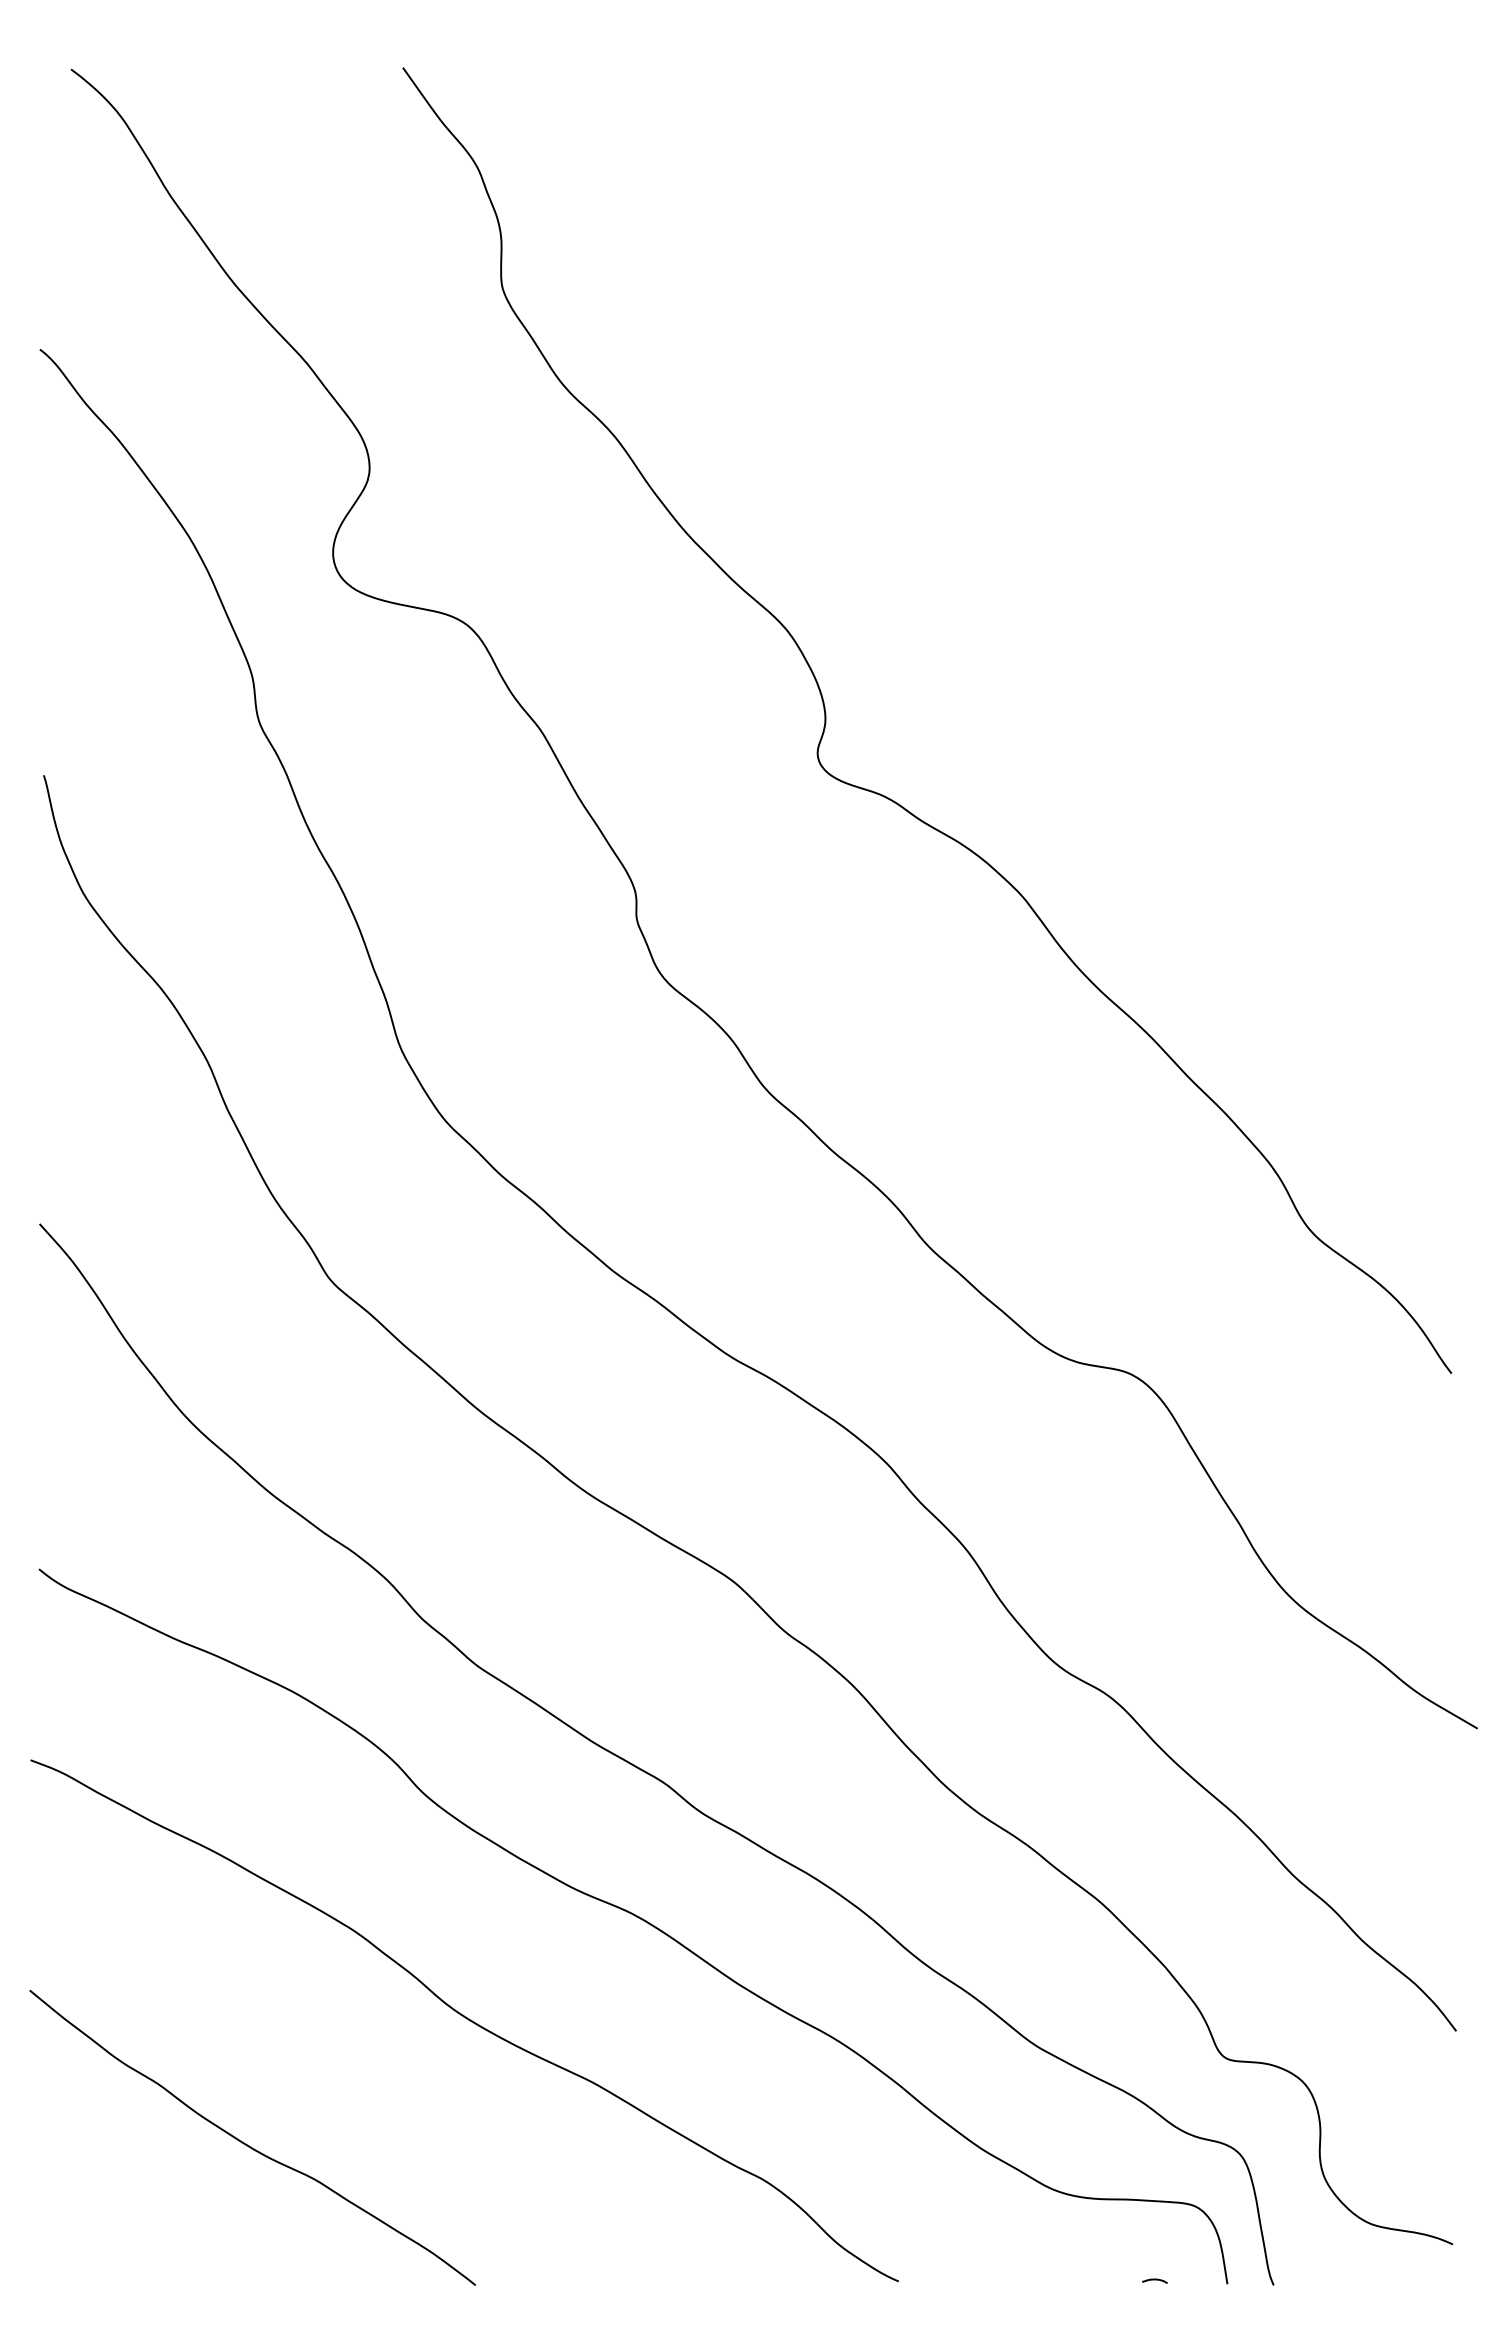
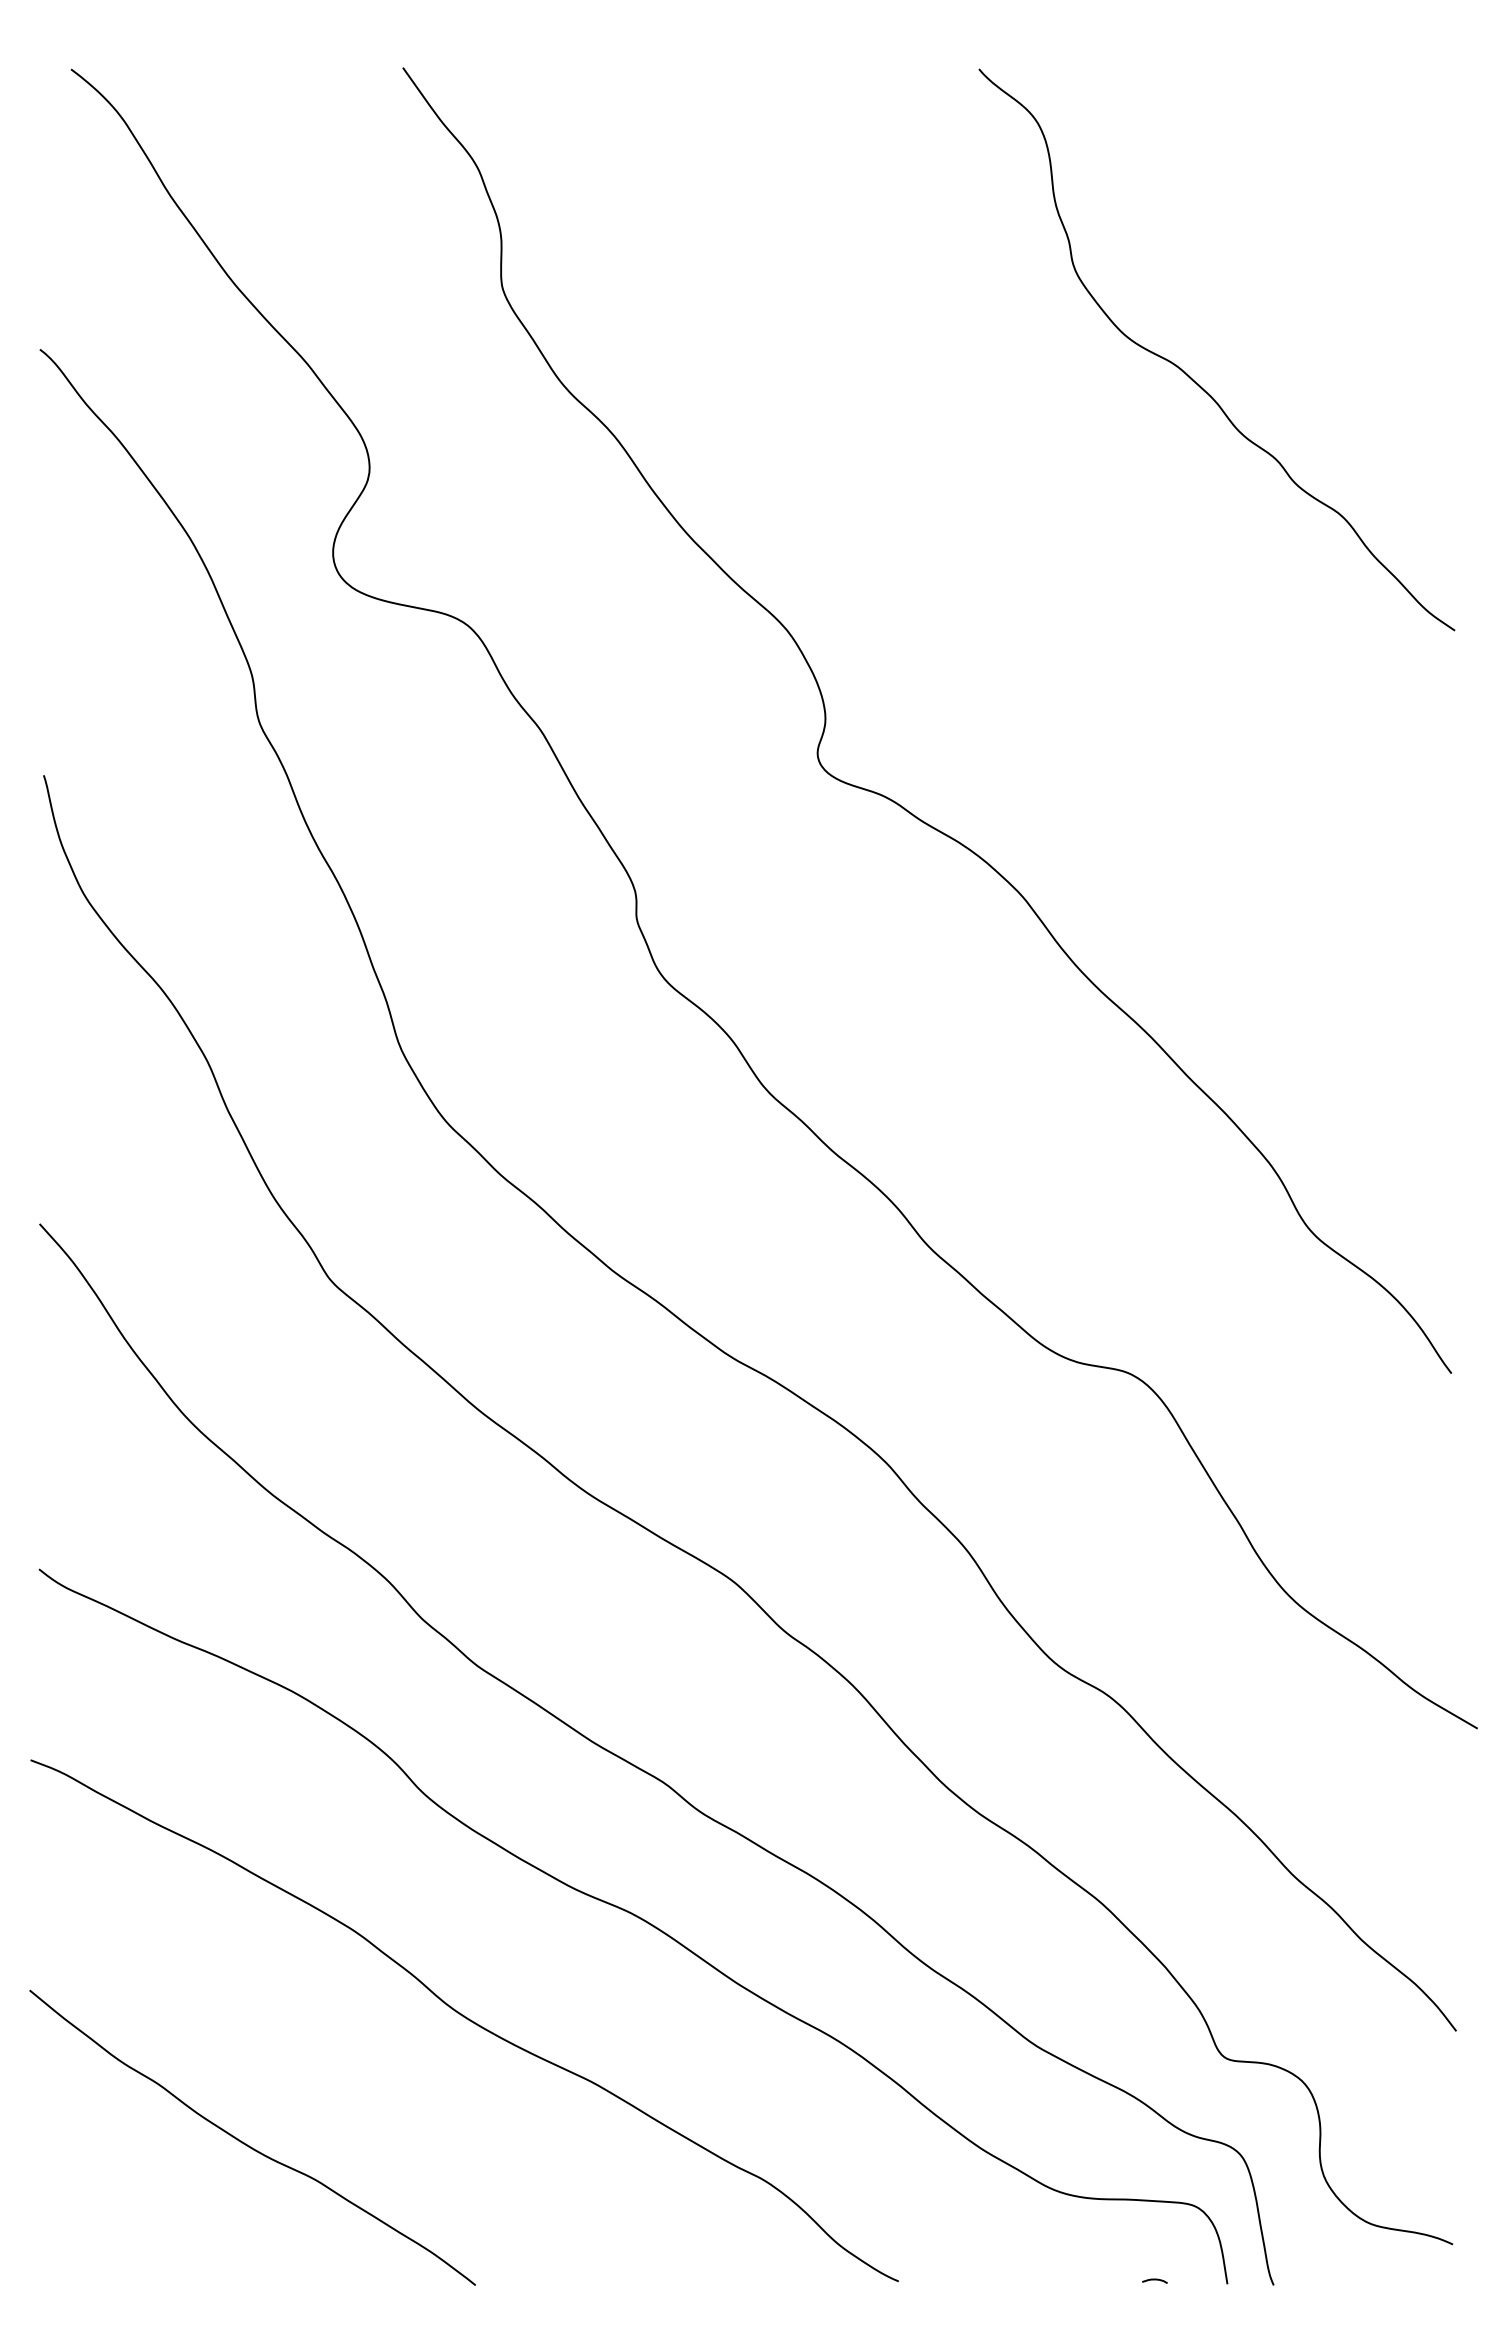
curve: none -> present (1189, 375)
